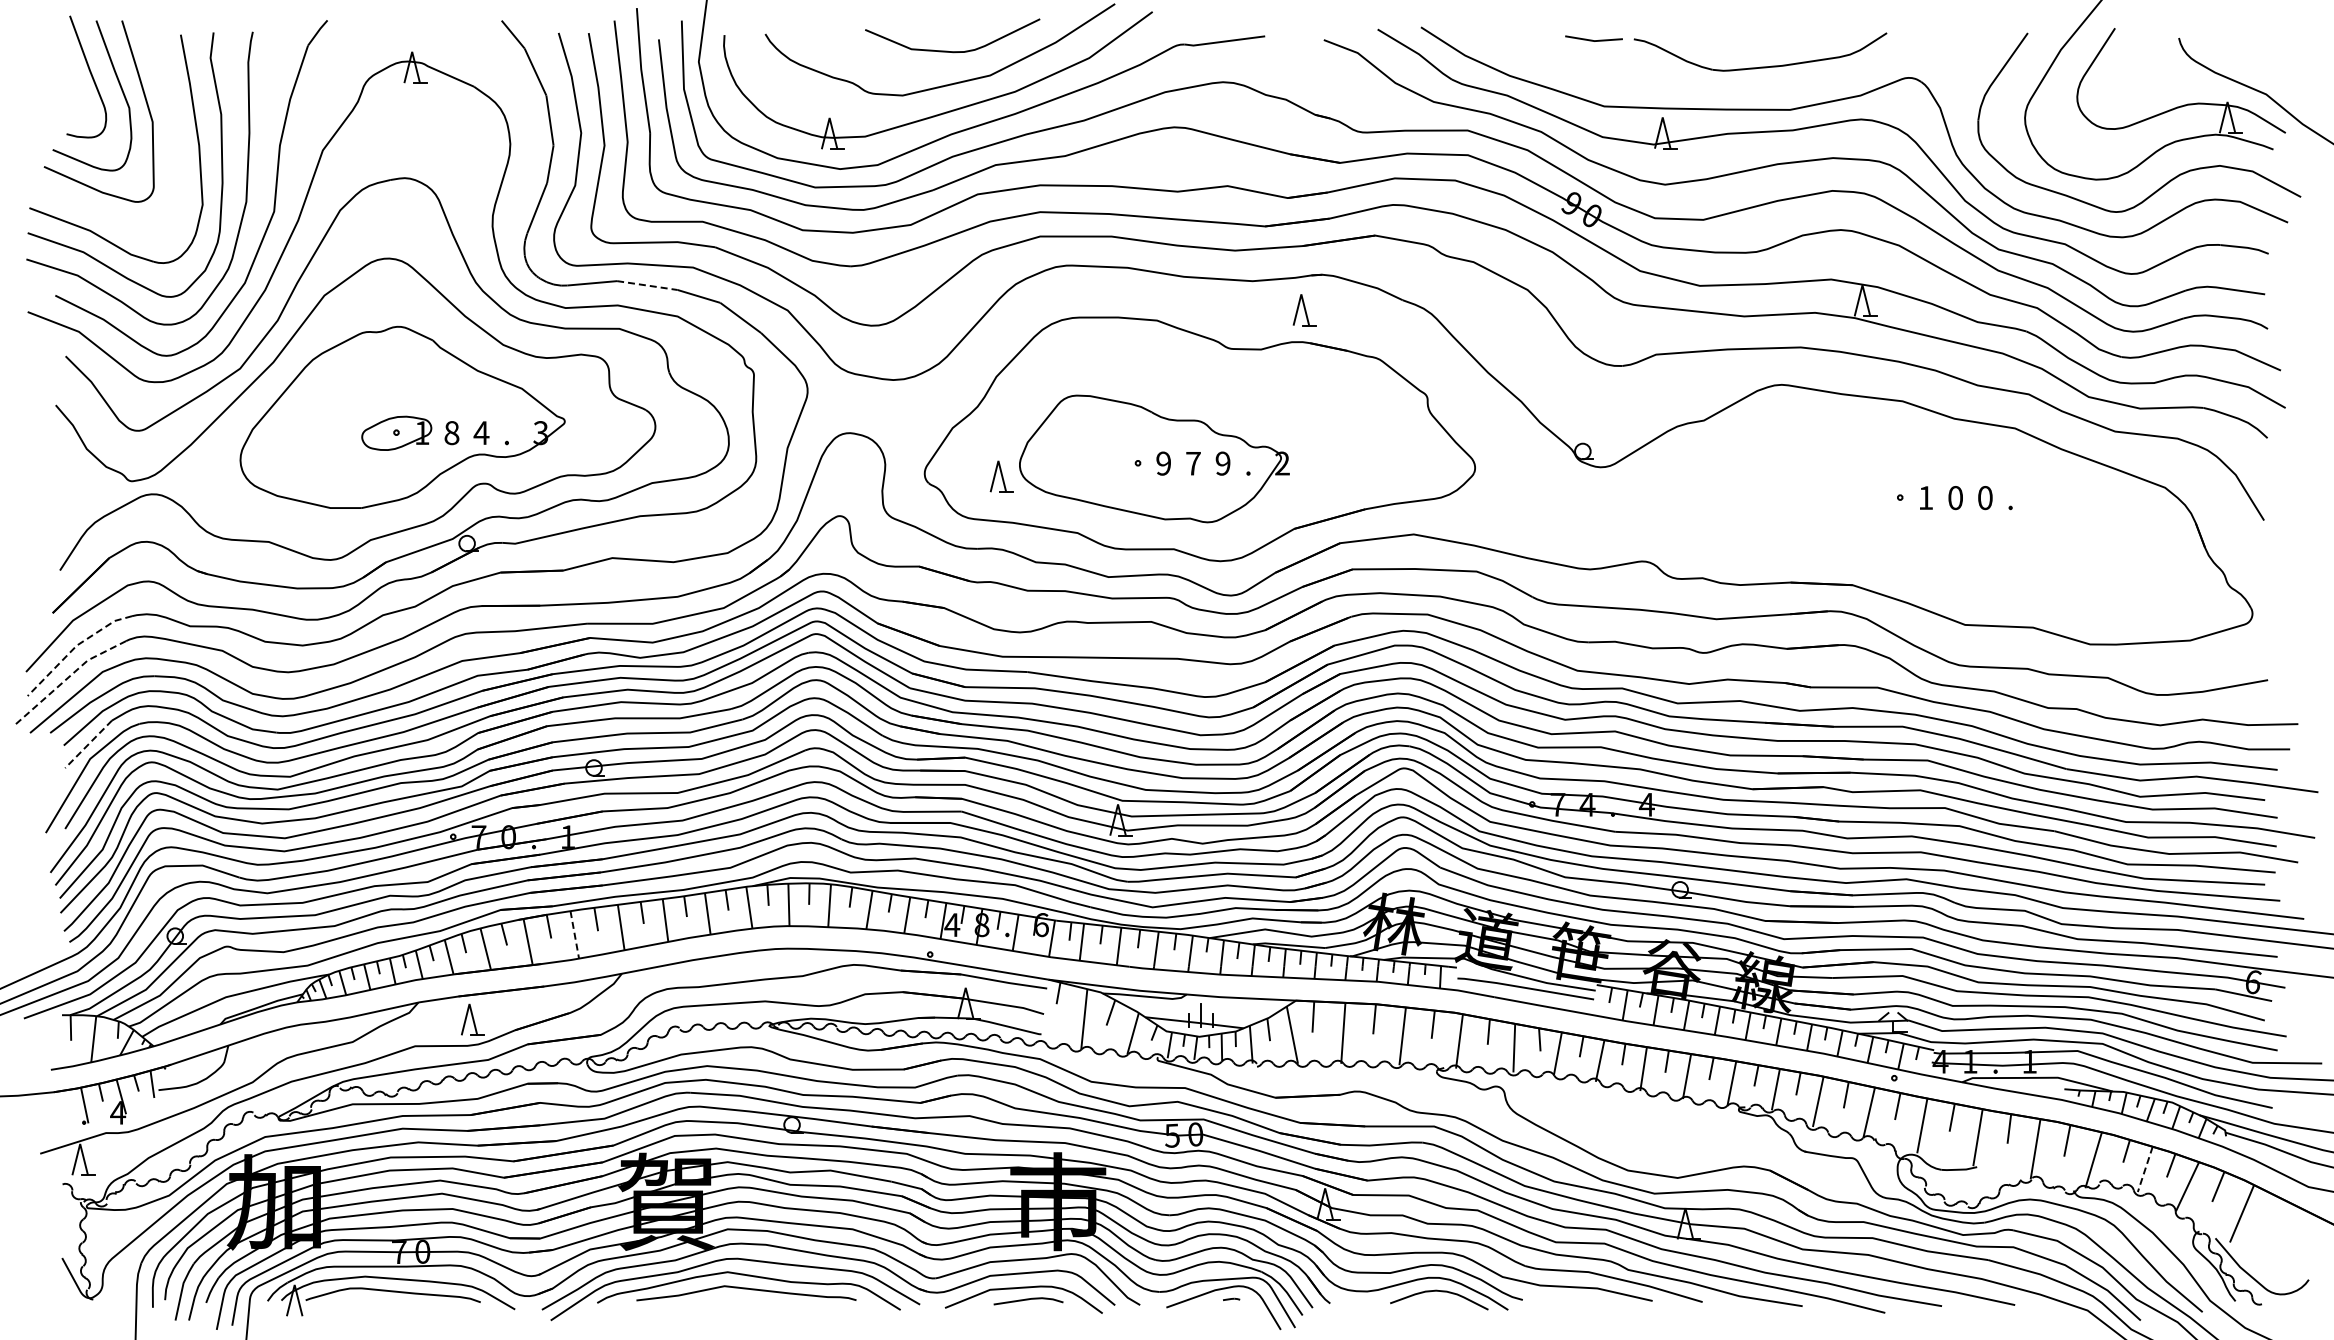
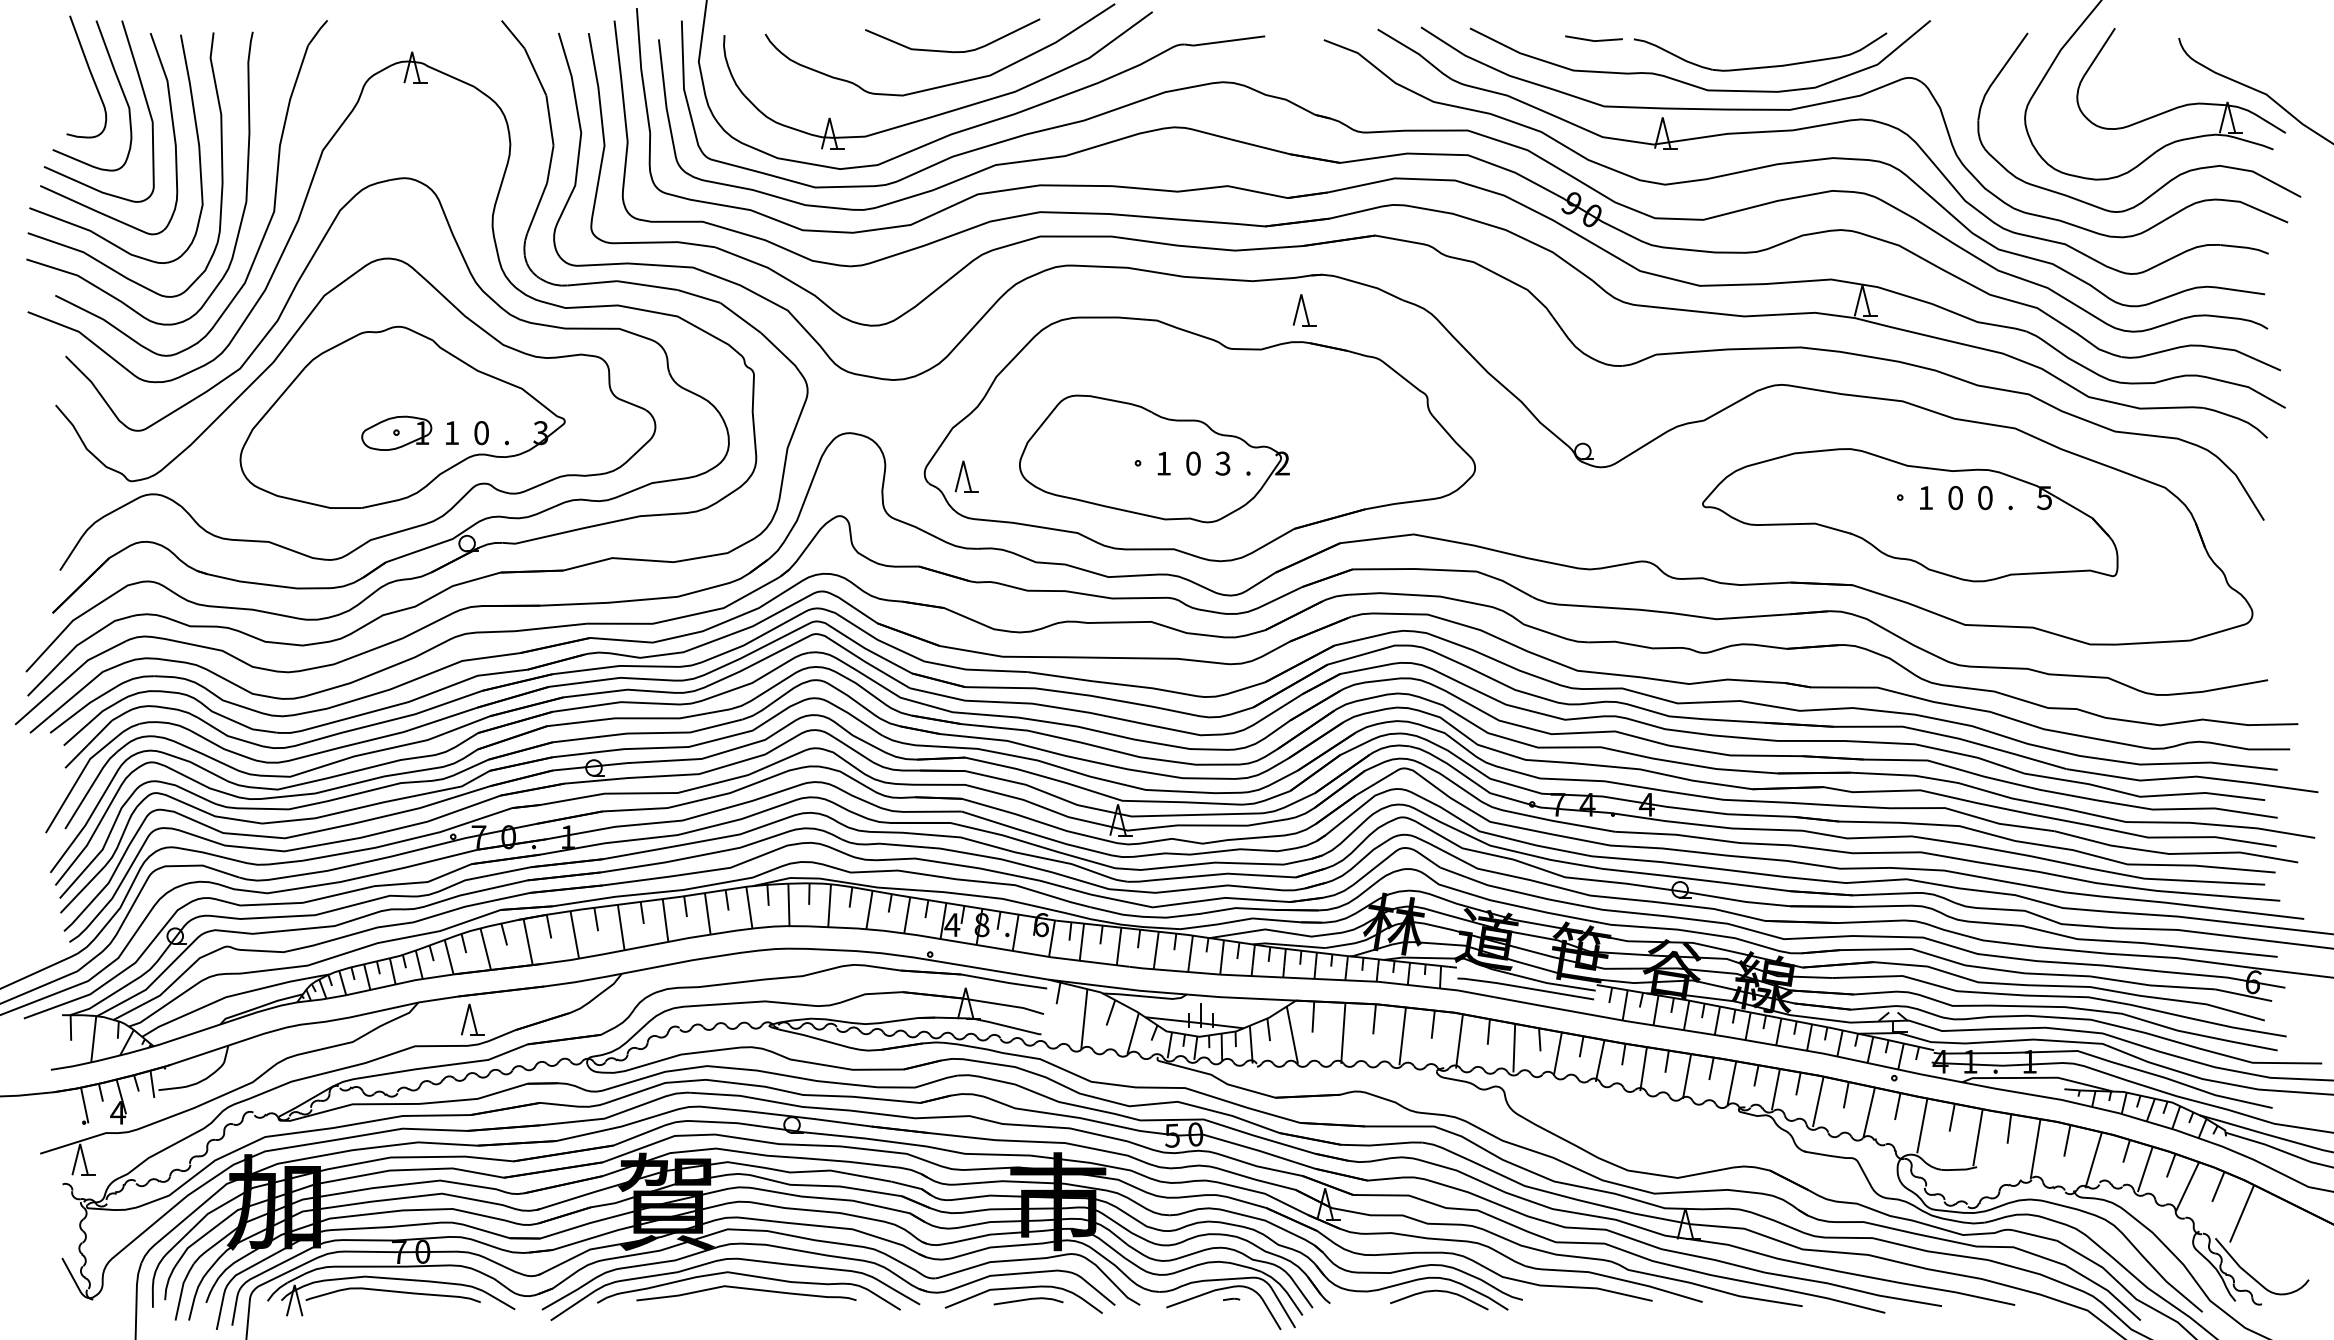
curve: none -> present (1690, 83)
part: none -> present (171, 122)
line: dashed -> solid (647, 285)
text: 8 -> 1 (451, 433)
text: 4 -> 0 (481, 433)
text: 9 -> 1 (1163, 463)
text: 7 -> 0 (1193, 463)
text: 9 -> 3 (1222, 463)
part position: (1001, 476) -> (966, 476) (966, 476)
part: none -> present (1910, 515)
line: dashed -> solid (74, 647)
line: dashed -> solid (67, 678)
line: dashed -> solid (88, 744)
line: dashed -> solid (574, 935)
line: dashed -> solid (2145, 1169)
